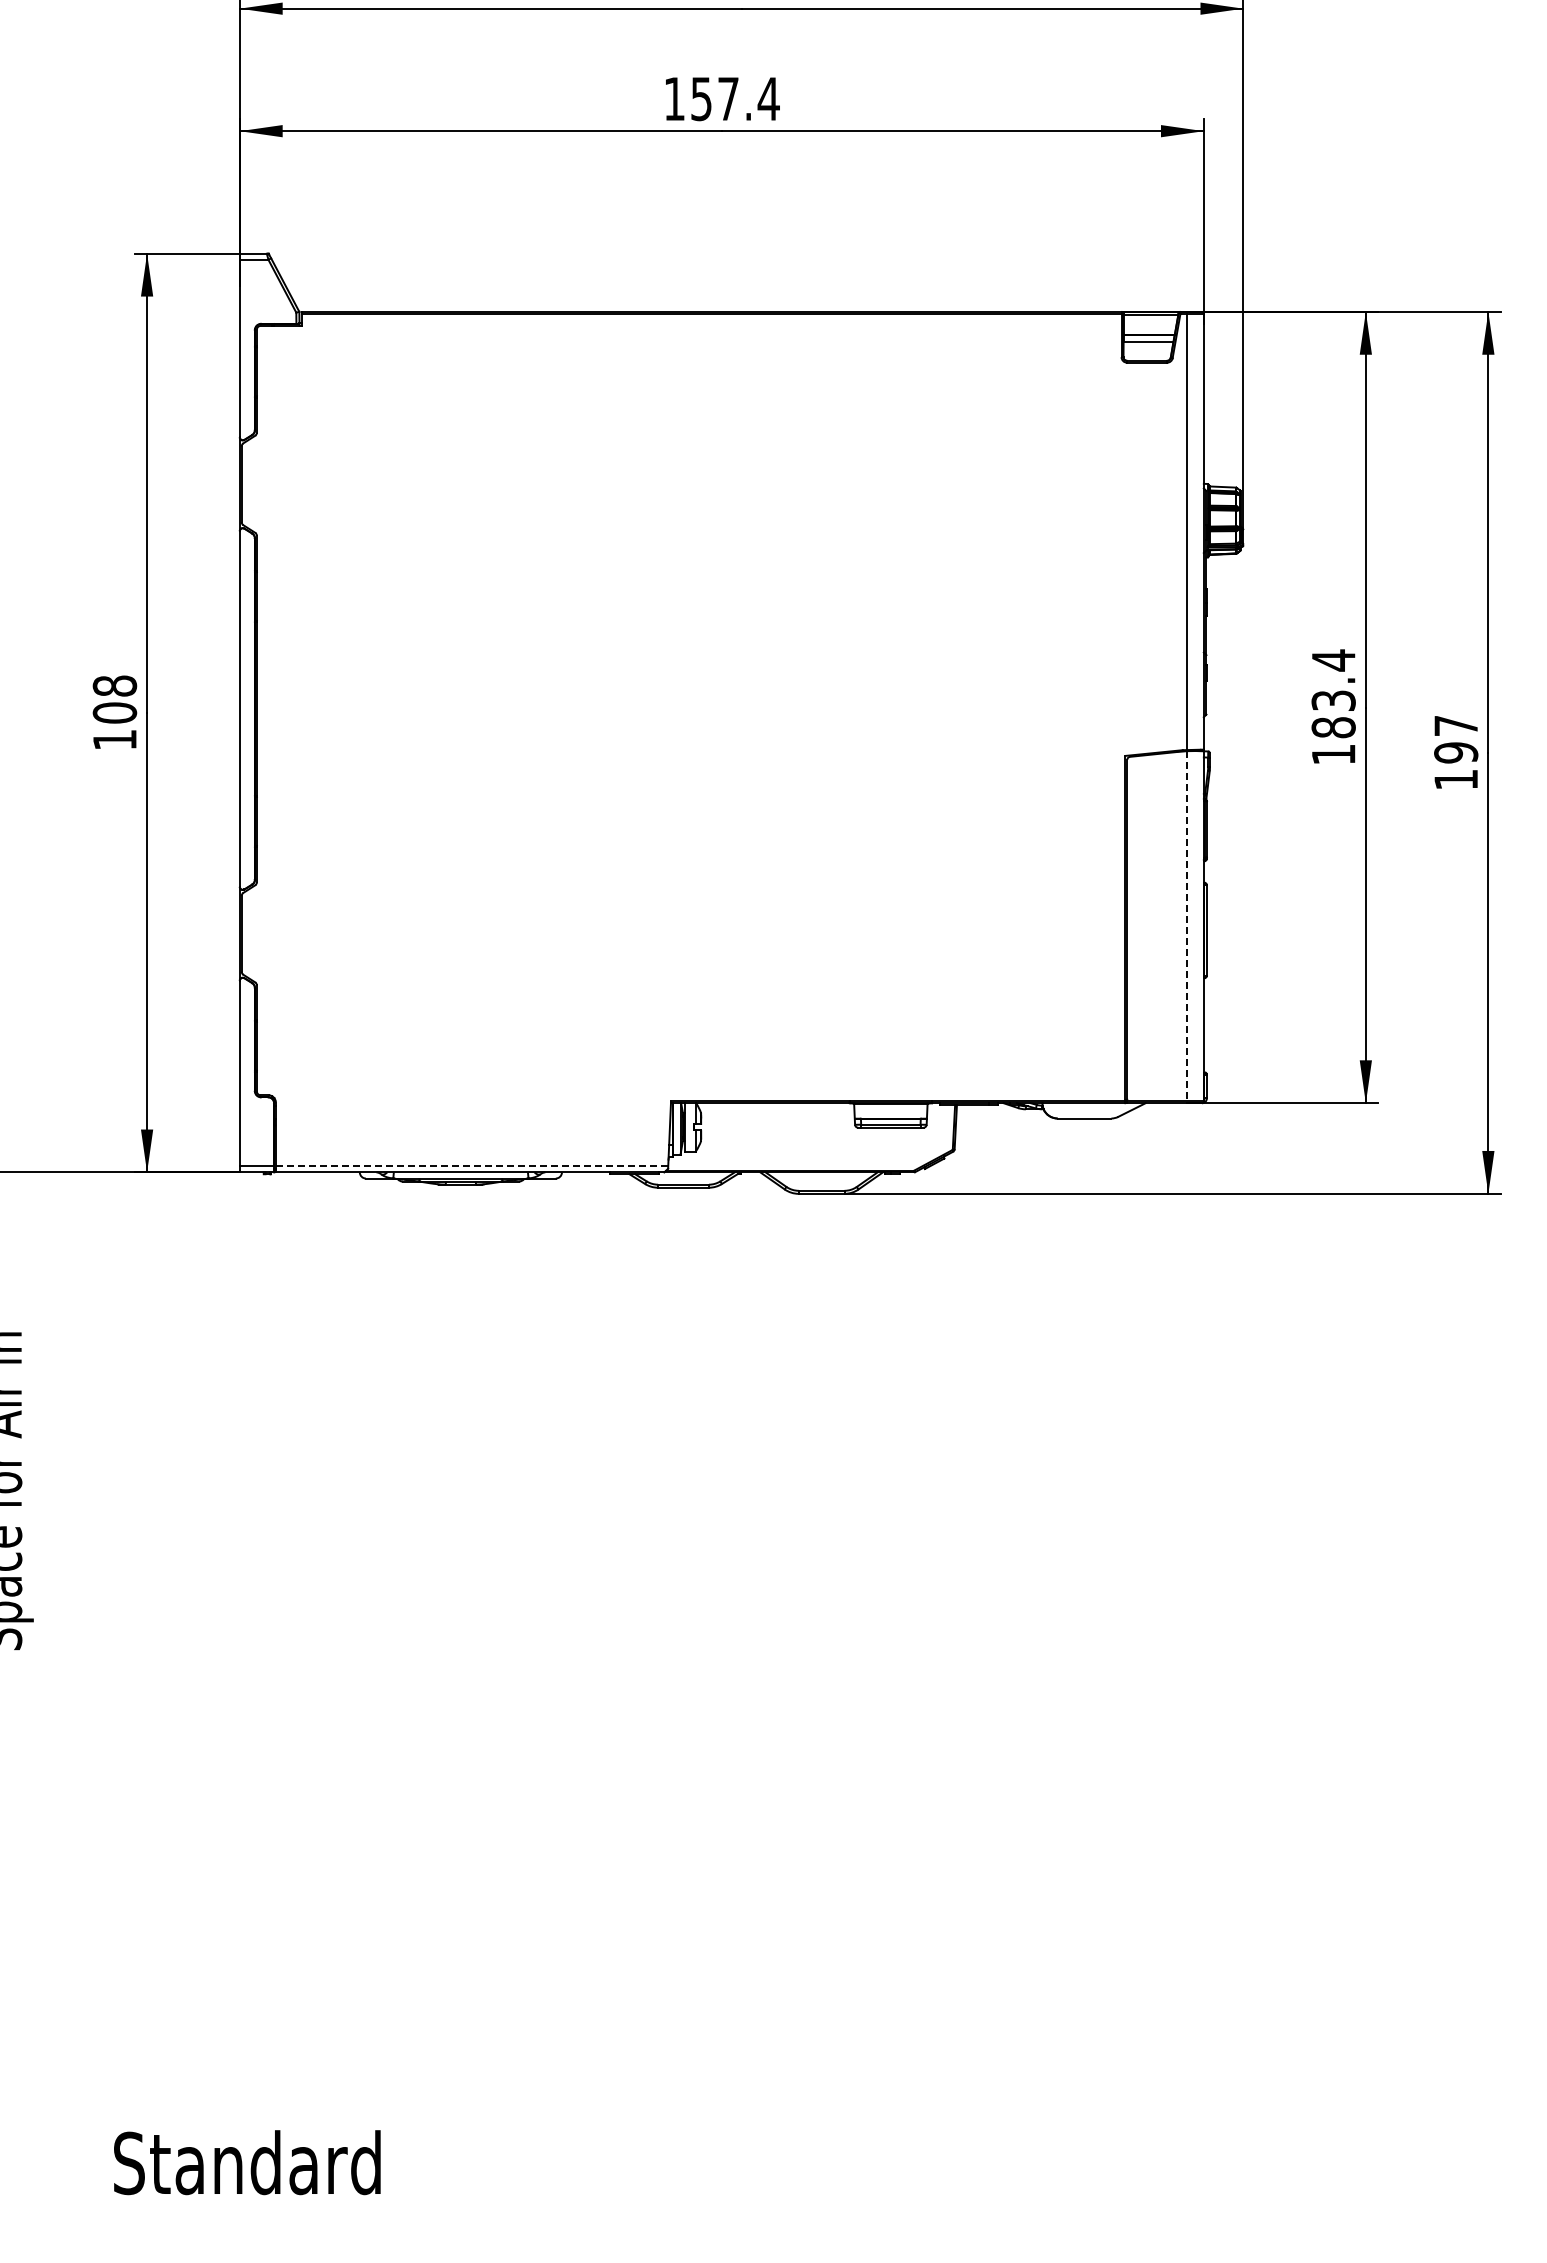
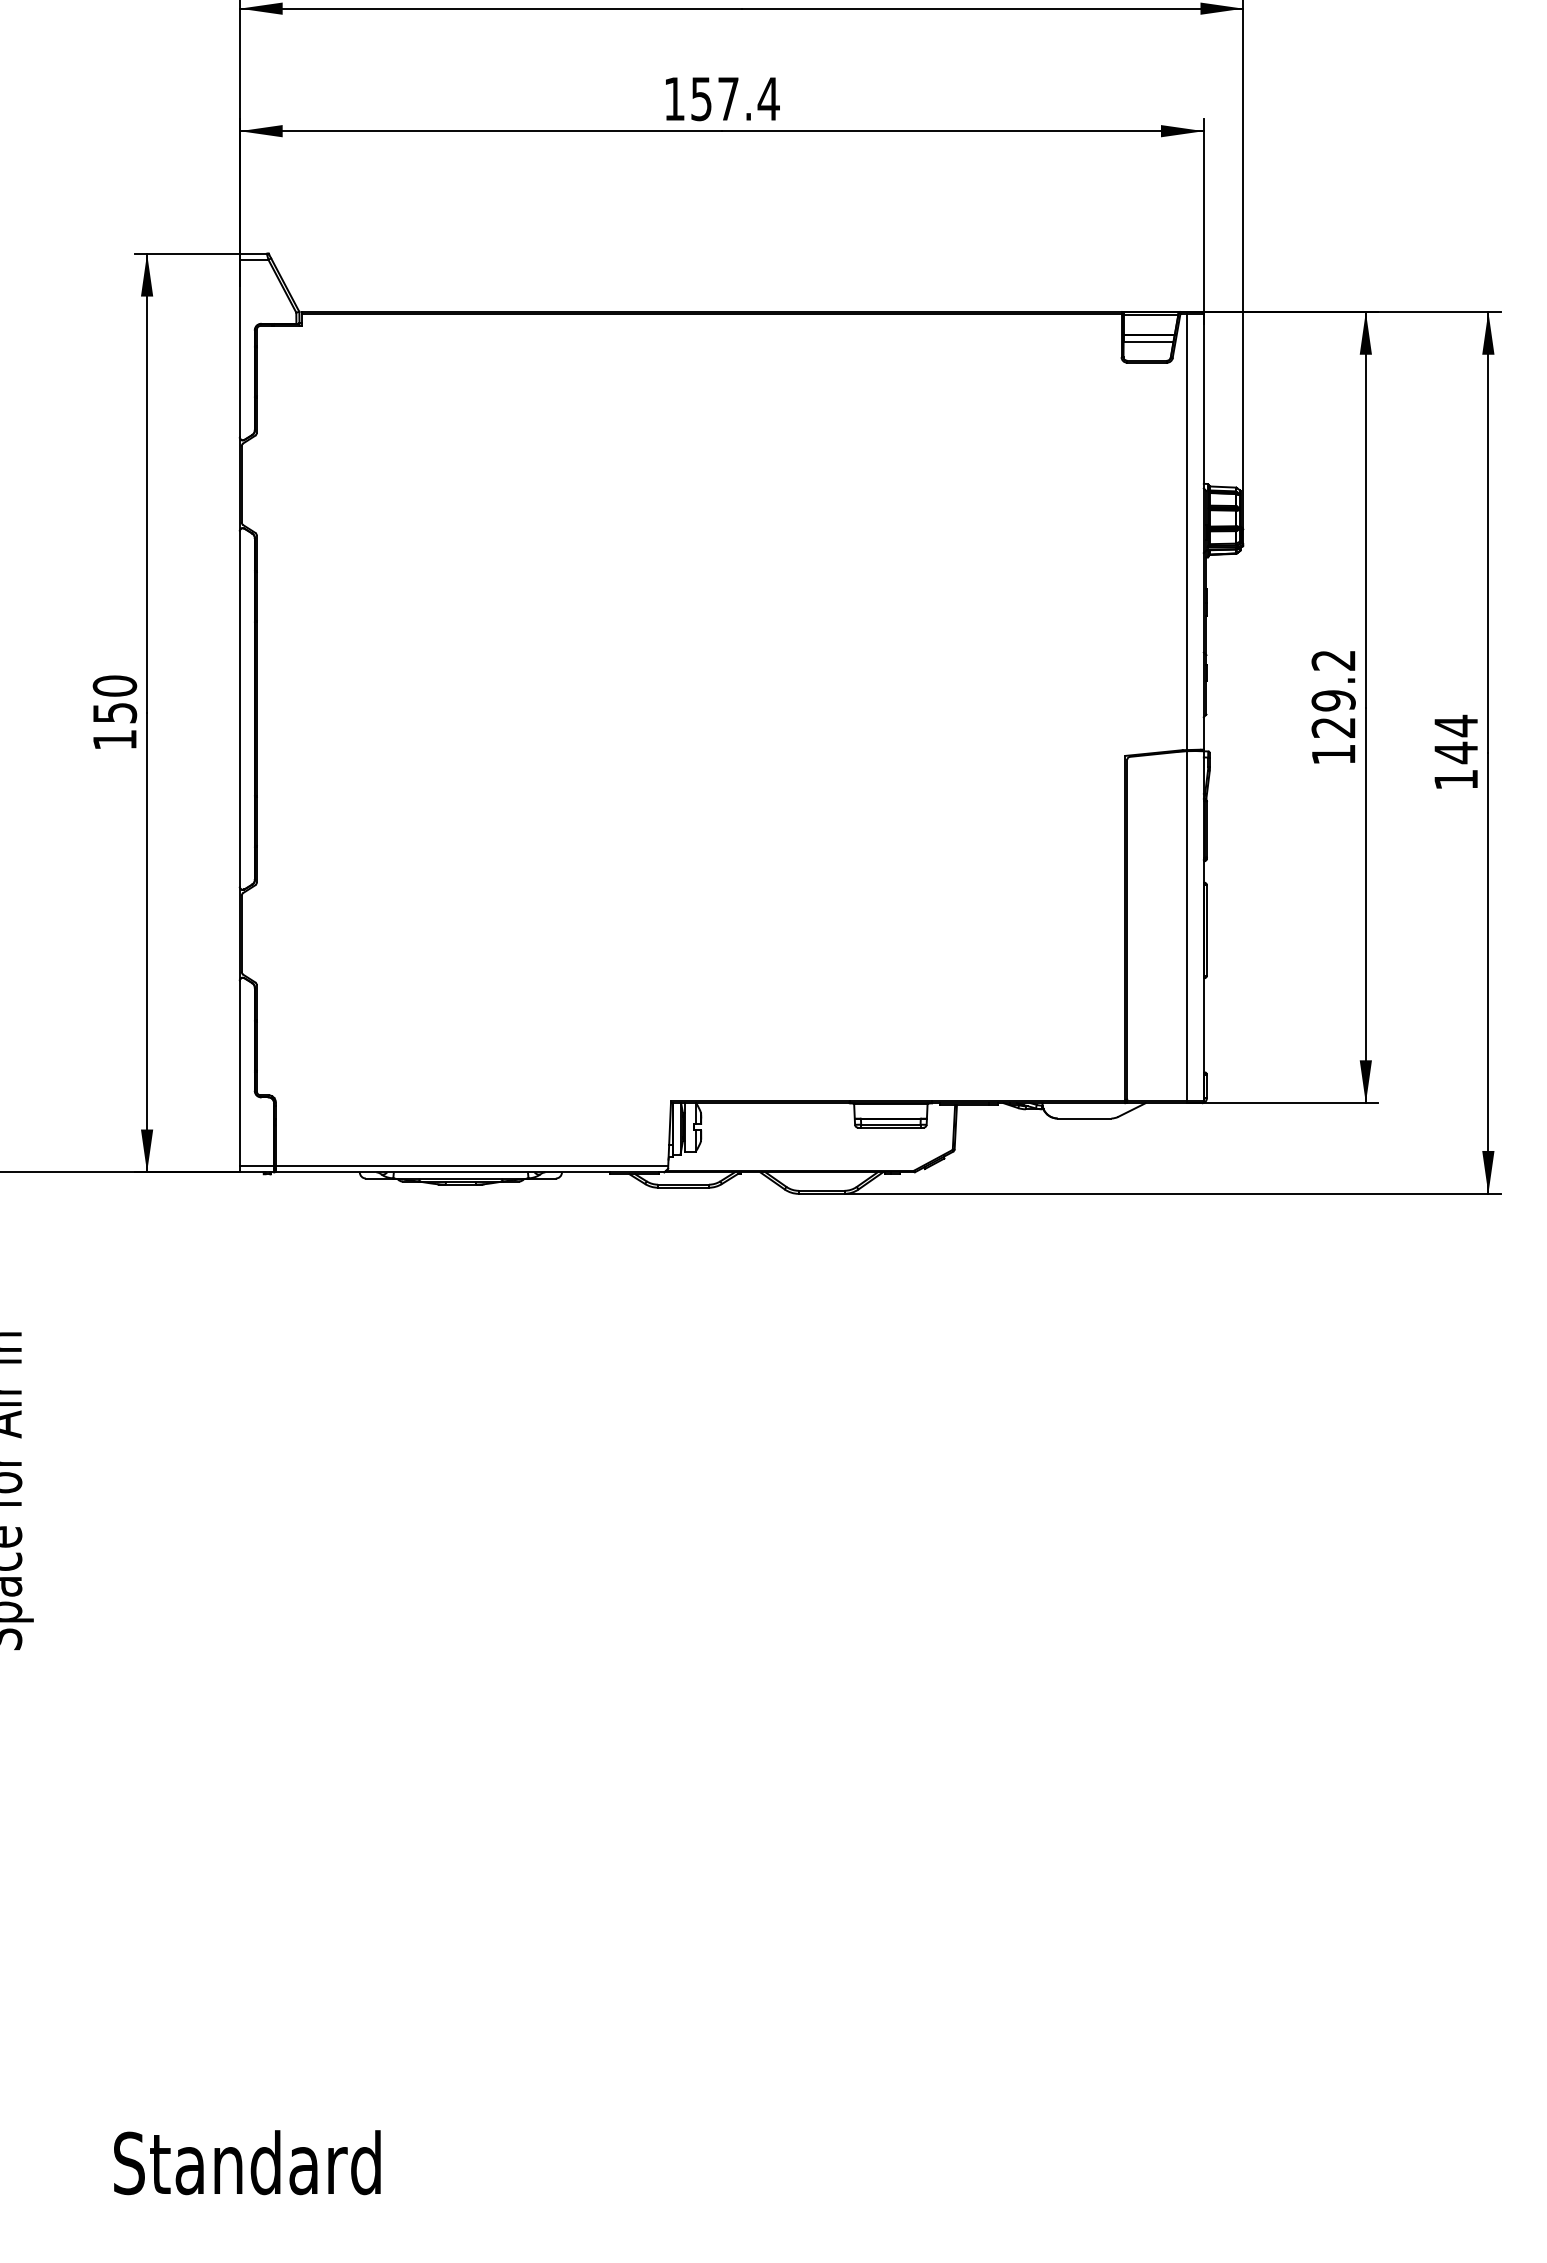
text: 183.4 -> 129.2 (1333, 693)
text: 108 -> 150 (114, 699)
text: 197 -> 144 (1456, 739)
line: dashed -> solid (1186, 927)
line: dashed -> solid (471, 1166)
